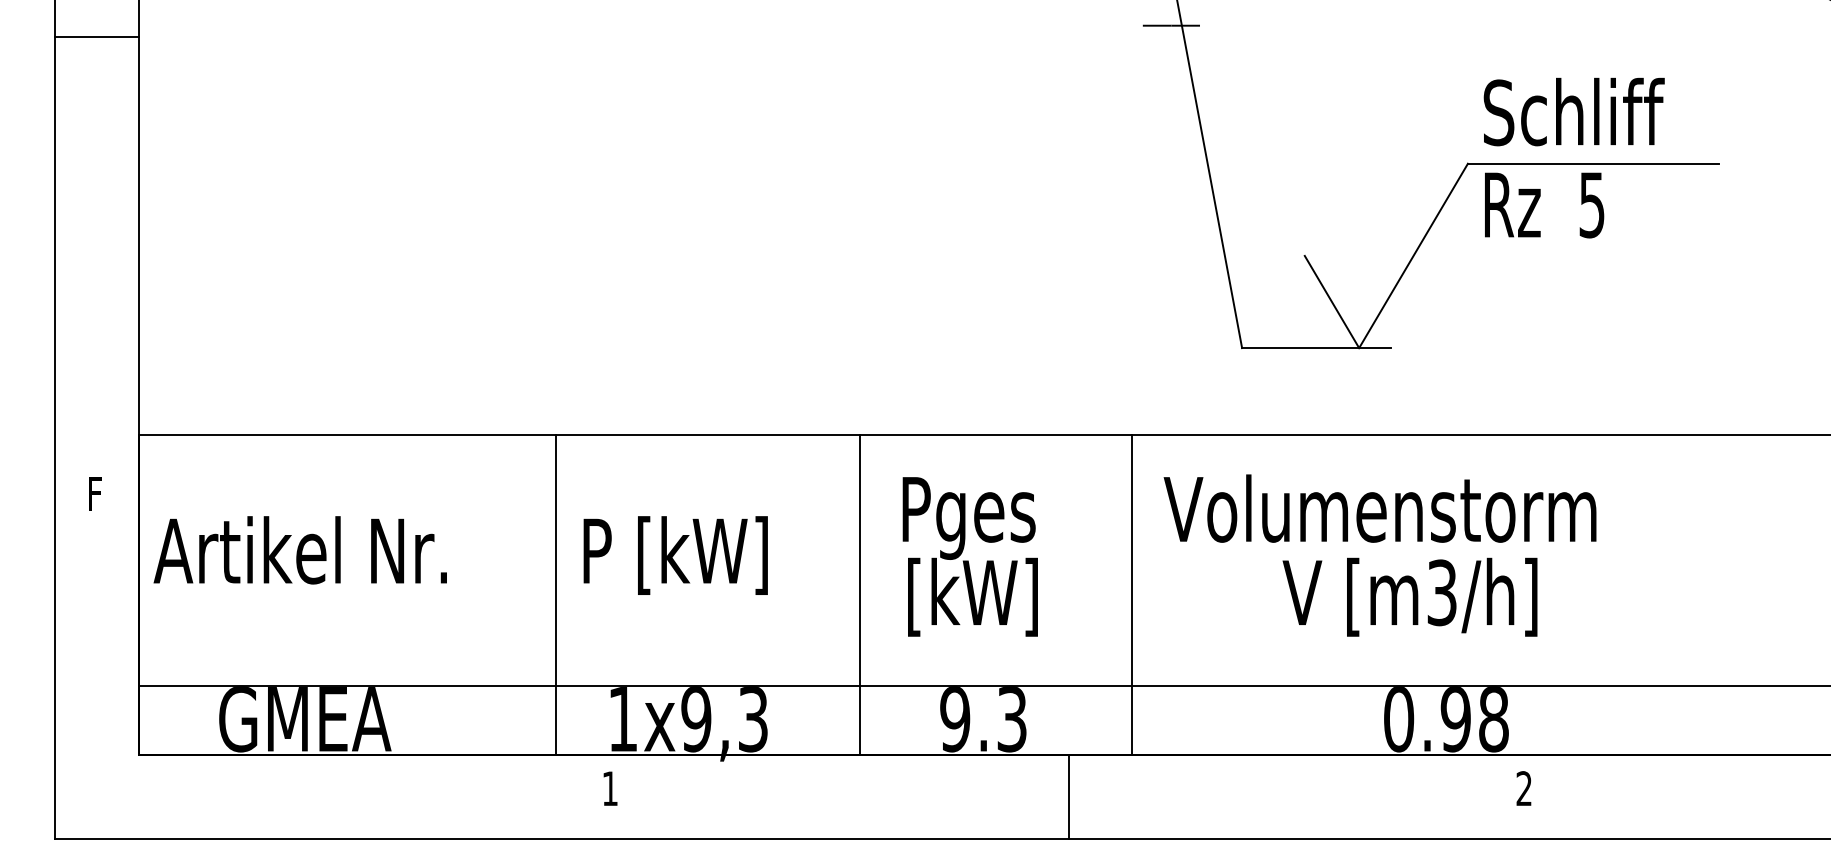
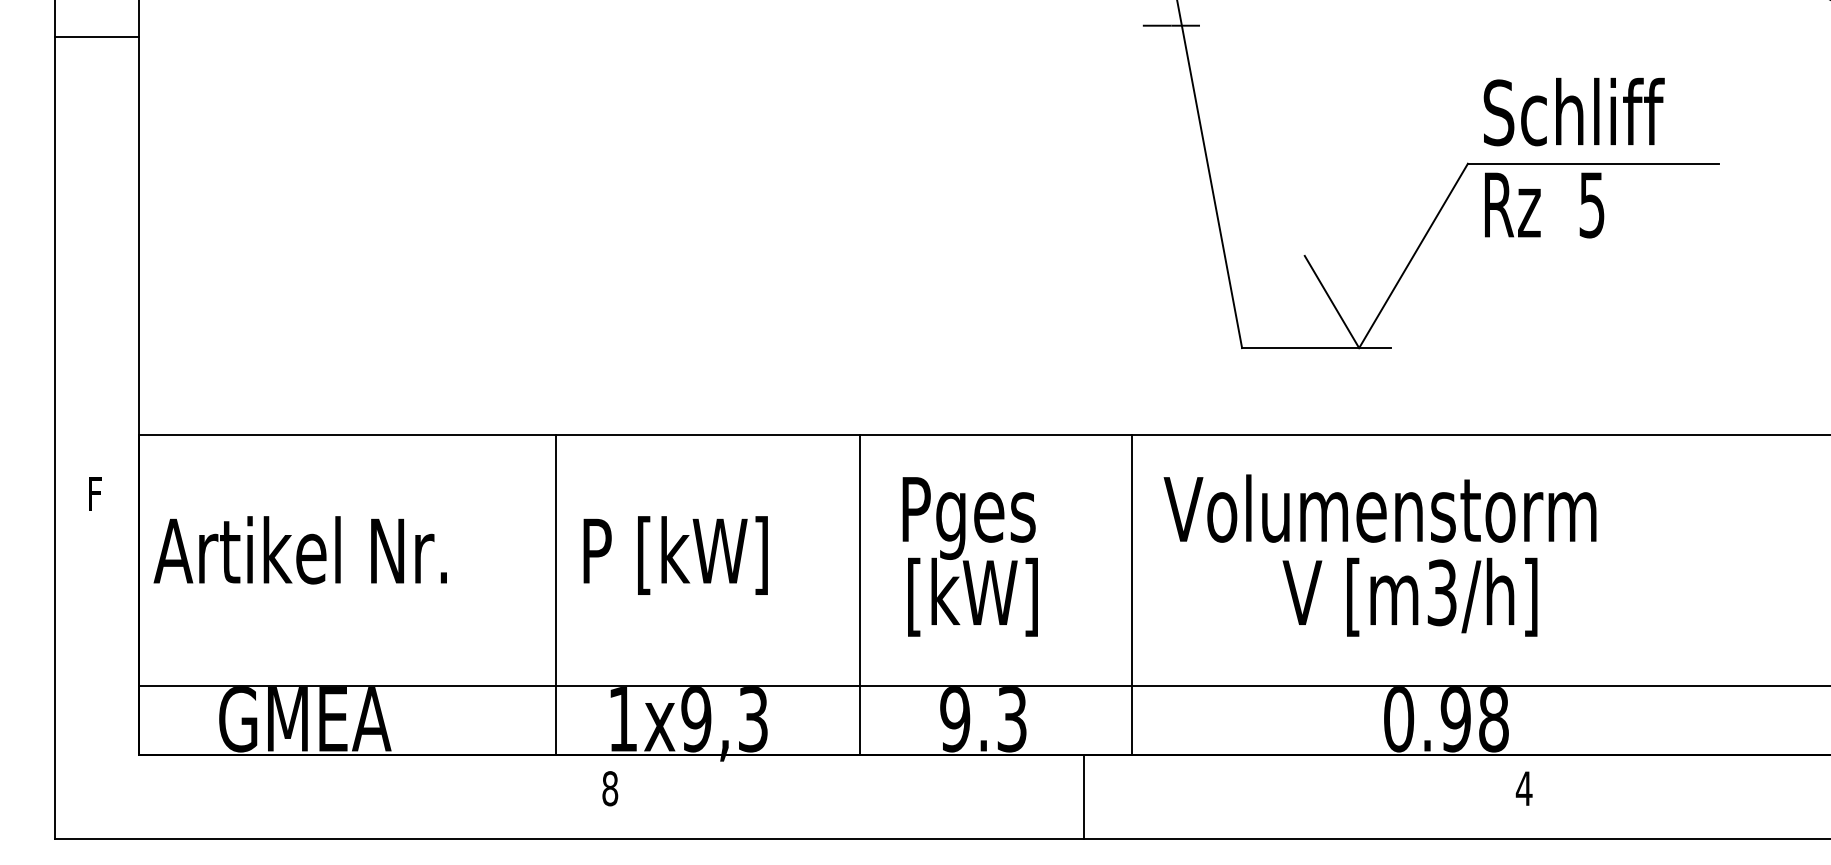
text: 1 -> 8 (610, 788)
text: 2 -> 4 (1523, 788)
line position: (1068, 796) -> (1083, 796) (1083, 796)
